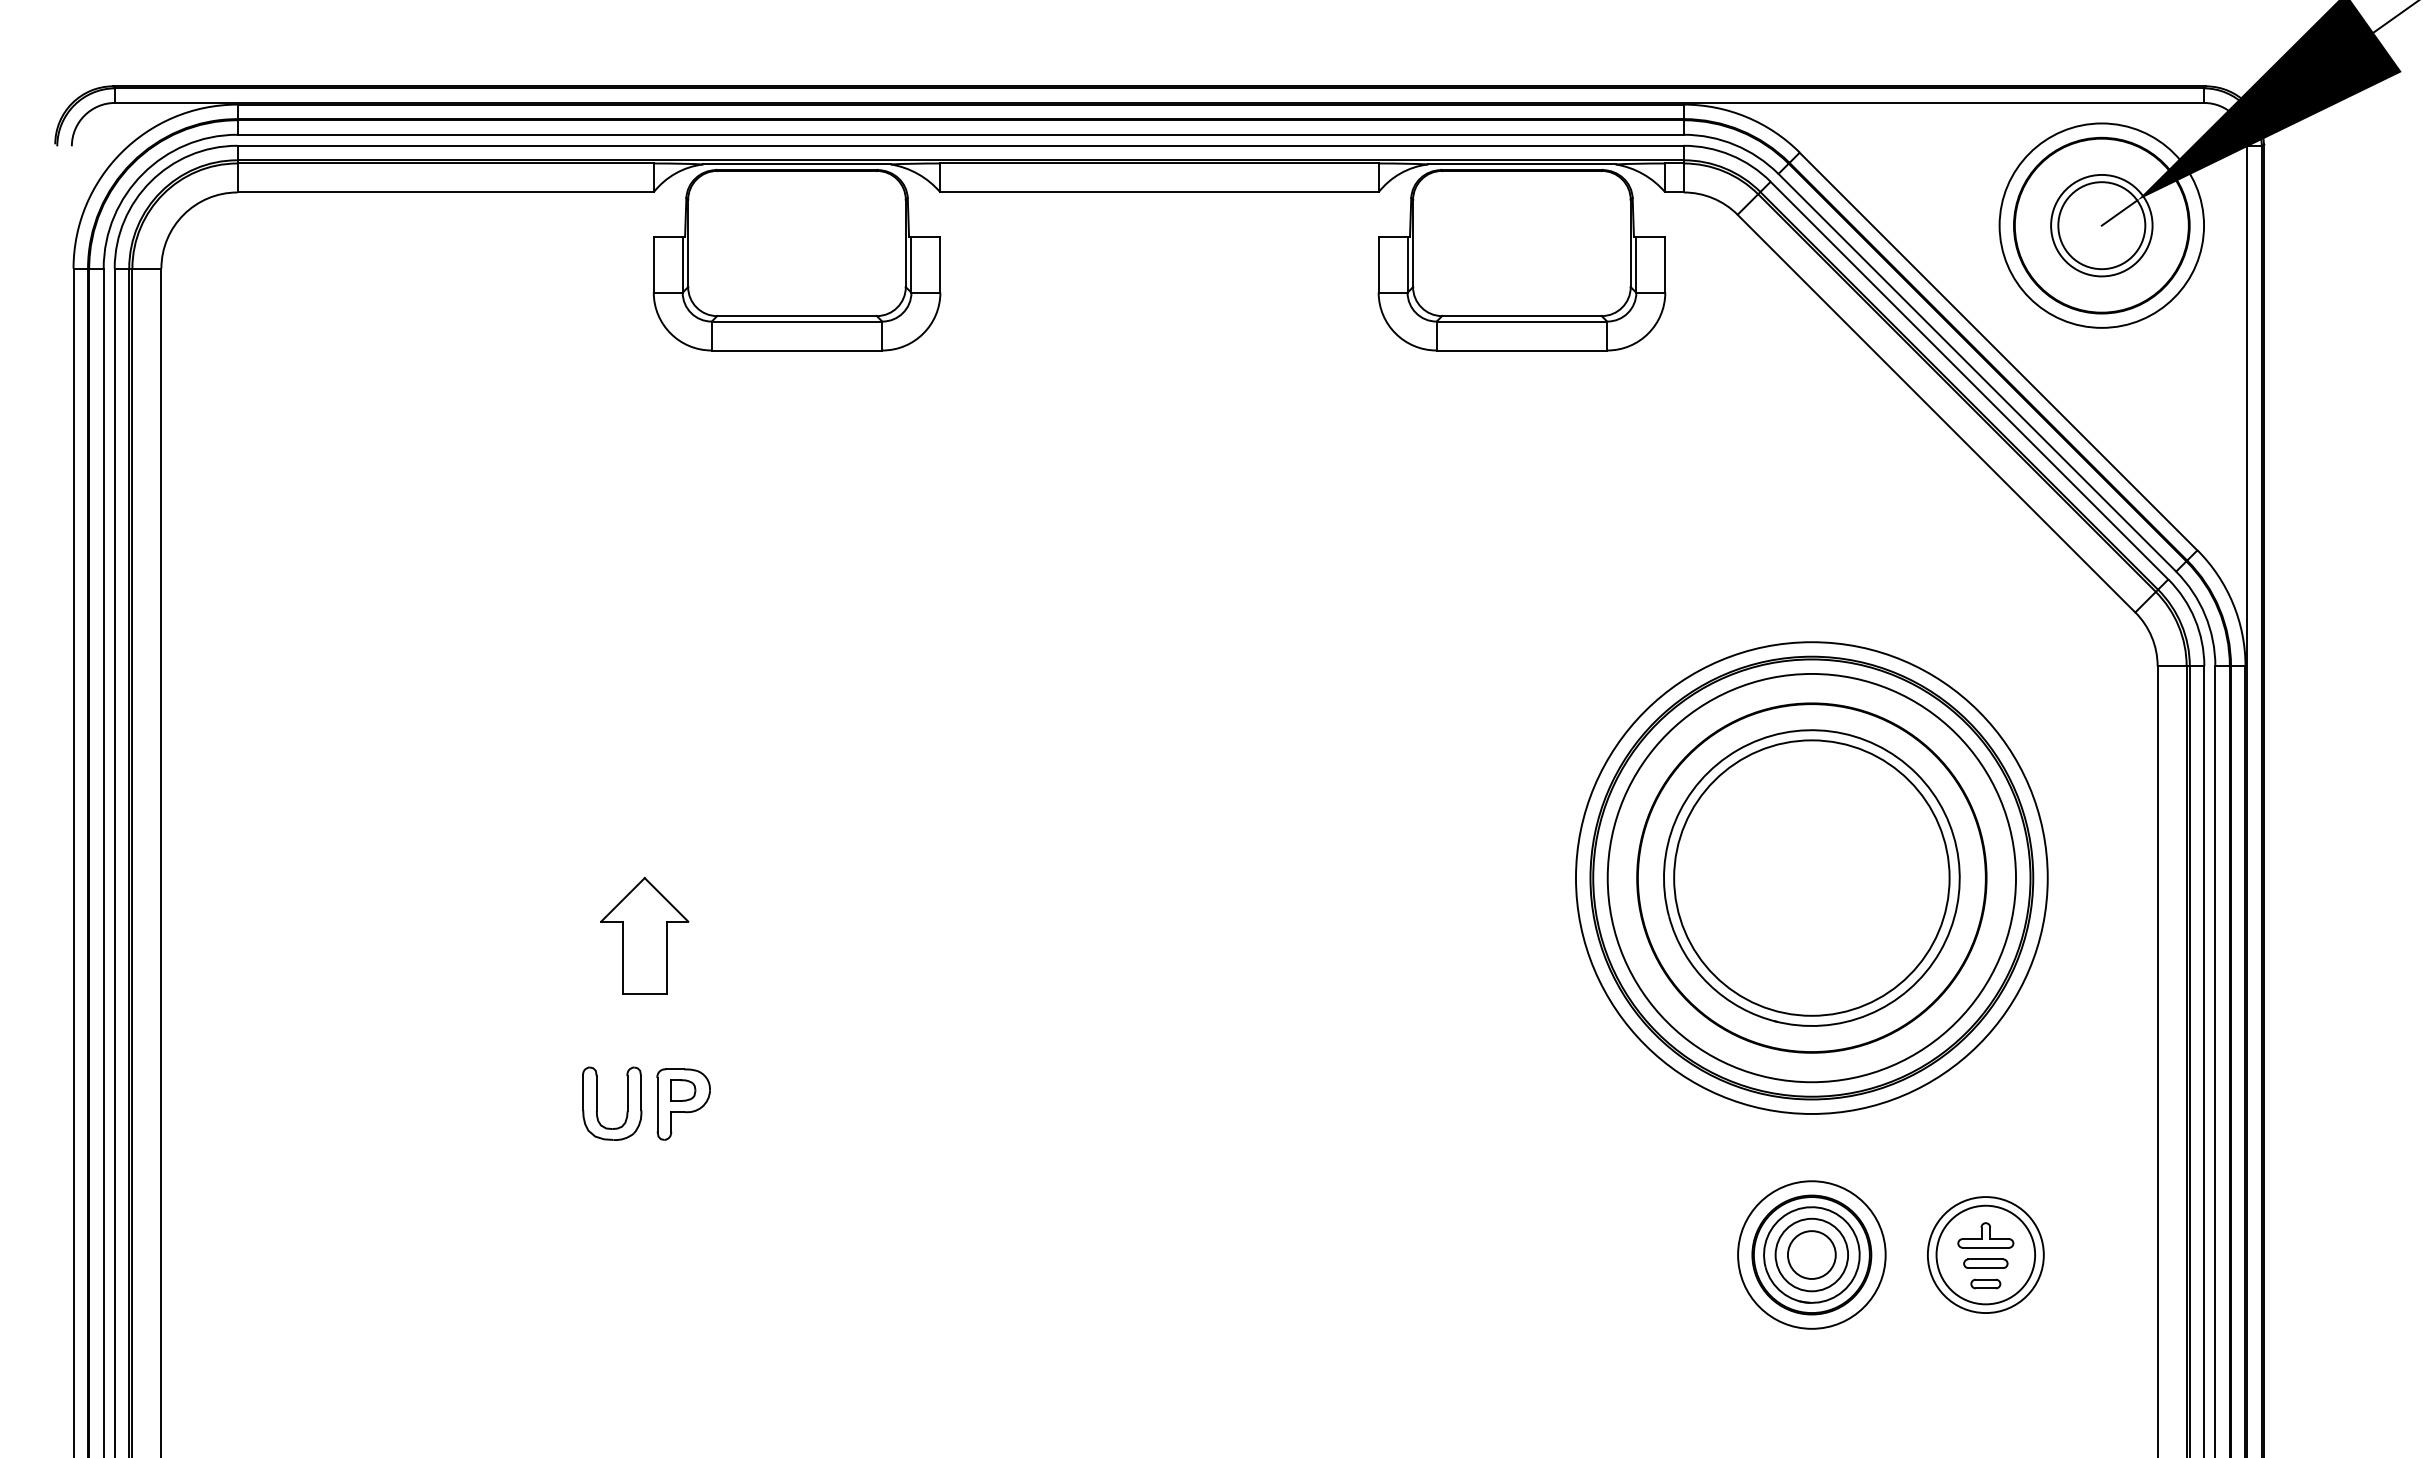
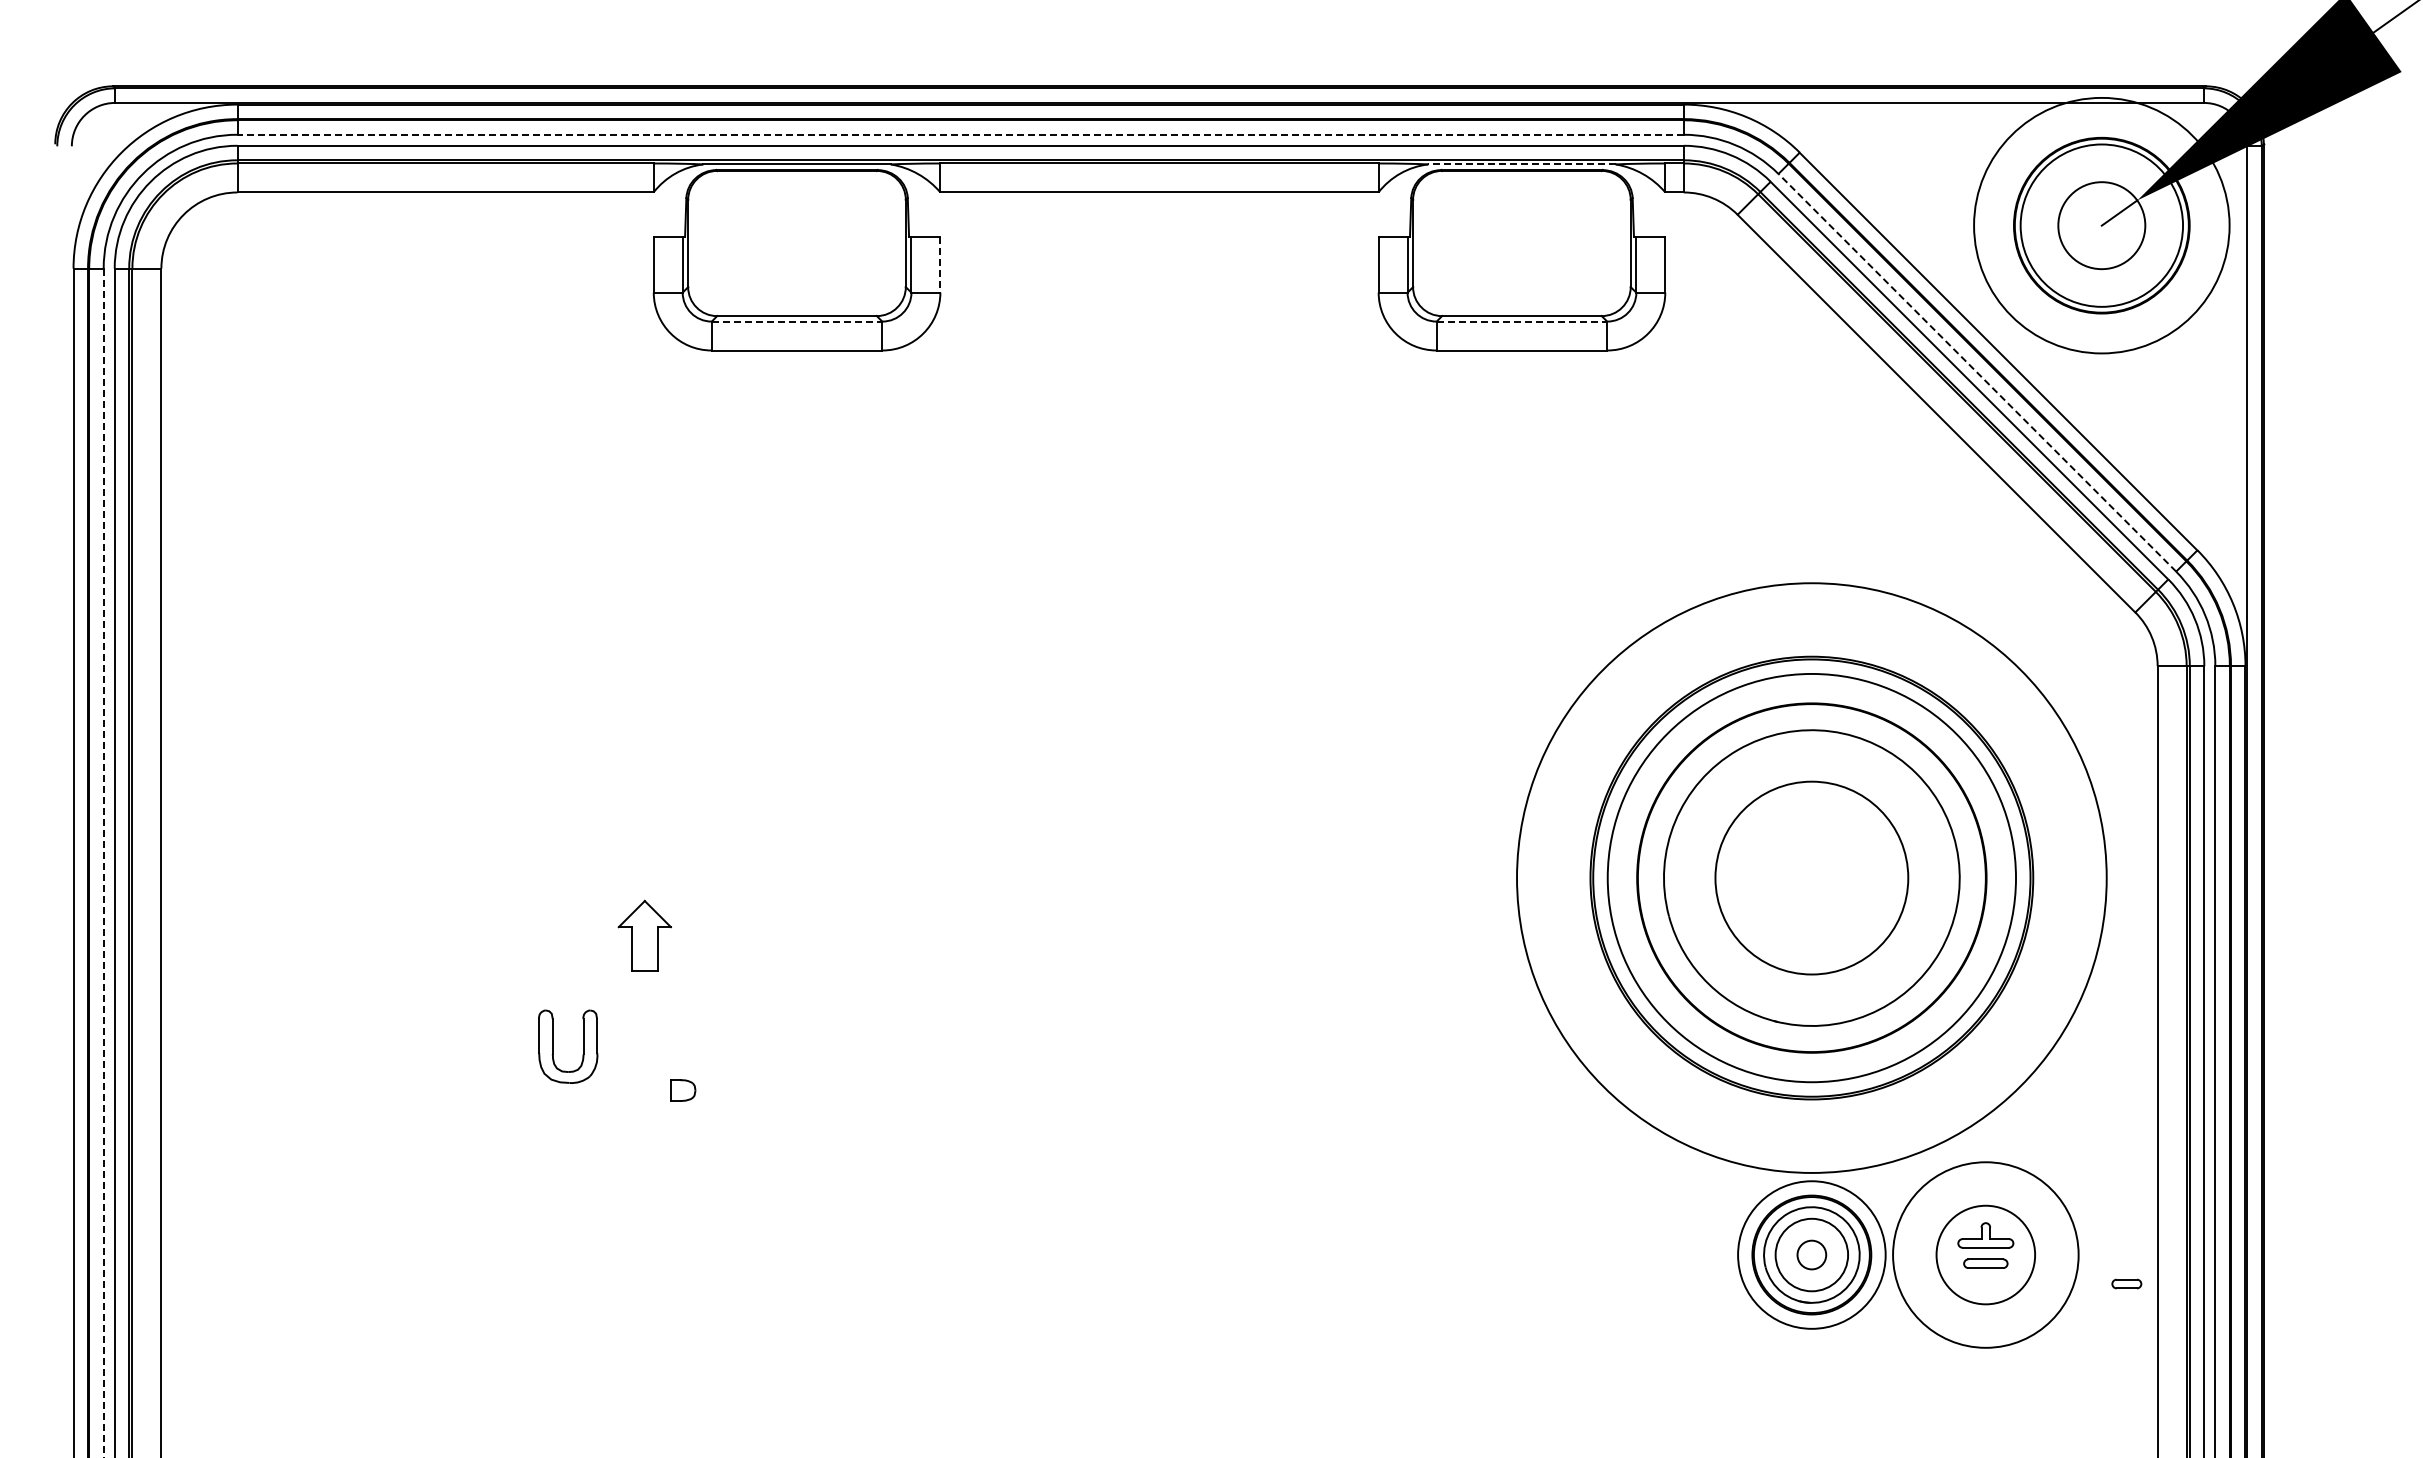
line: solid -> dashed (960, 134)
line: solid -> dashed (1521, 164)
circle diameter: 101 px -> 162 px (2101, 225)
circle diameter: 204 px -> 256 px (2101, 225)
line: solid -> dashed (940, 264)
line: solid -> dashed (797, 321)
line: solid -> dashed (1522, 321)
line: solid -> dashed (1977, 372)
line: solid -> dashed (103, 863)
circle diameter: 275 px -> 193 px (1811, 877)
circle diameter: 472 px -> 590 px (1811, 877)
part size: 90x119 px -> 55x73 px (644, 935)
part position: (597, 1103) -> (553, 1046) (553, 1046)
part: present -> none (683, 1104)
circle diameter: 48 px -> 29 px (1811, 1254)
circle diameter: 116 px -> 186 px (1985, 1254)
part position: (1985, 1283) -> (2126, 1283) (2126, 1283)
